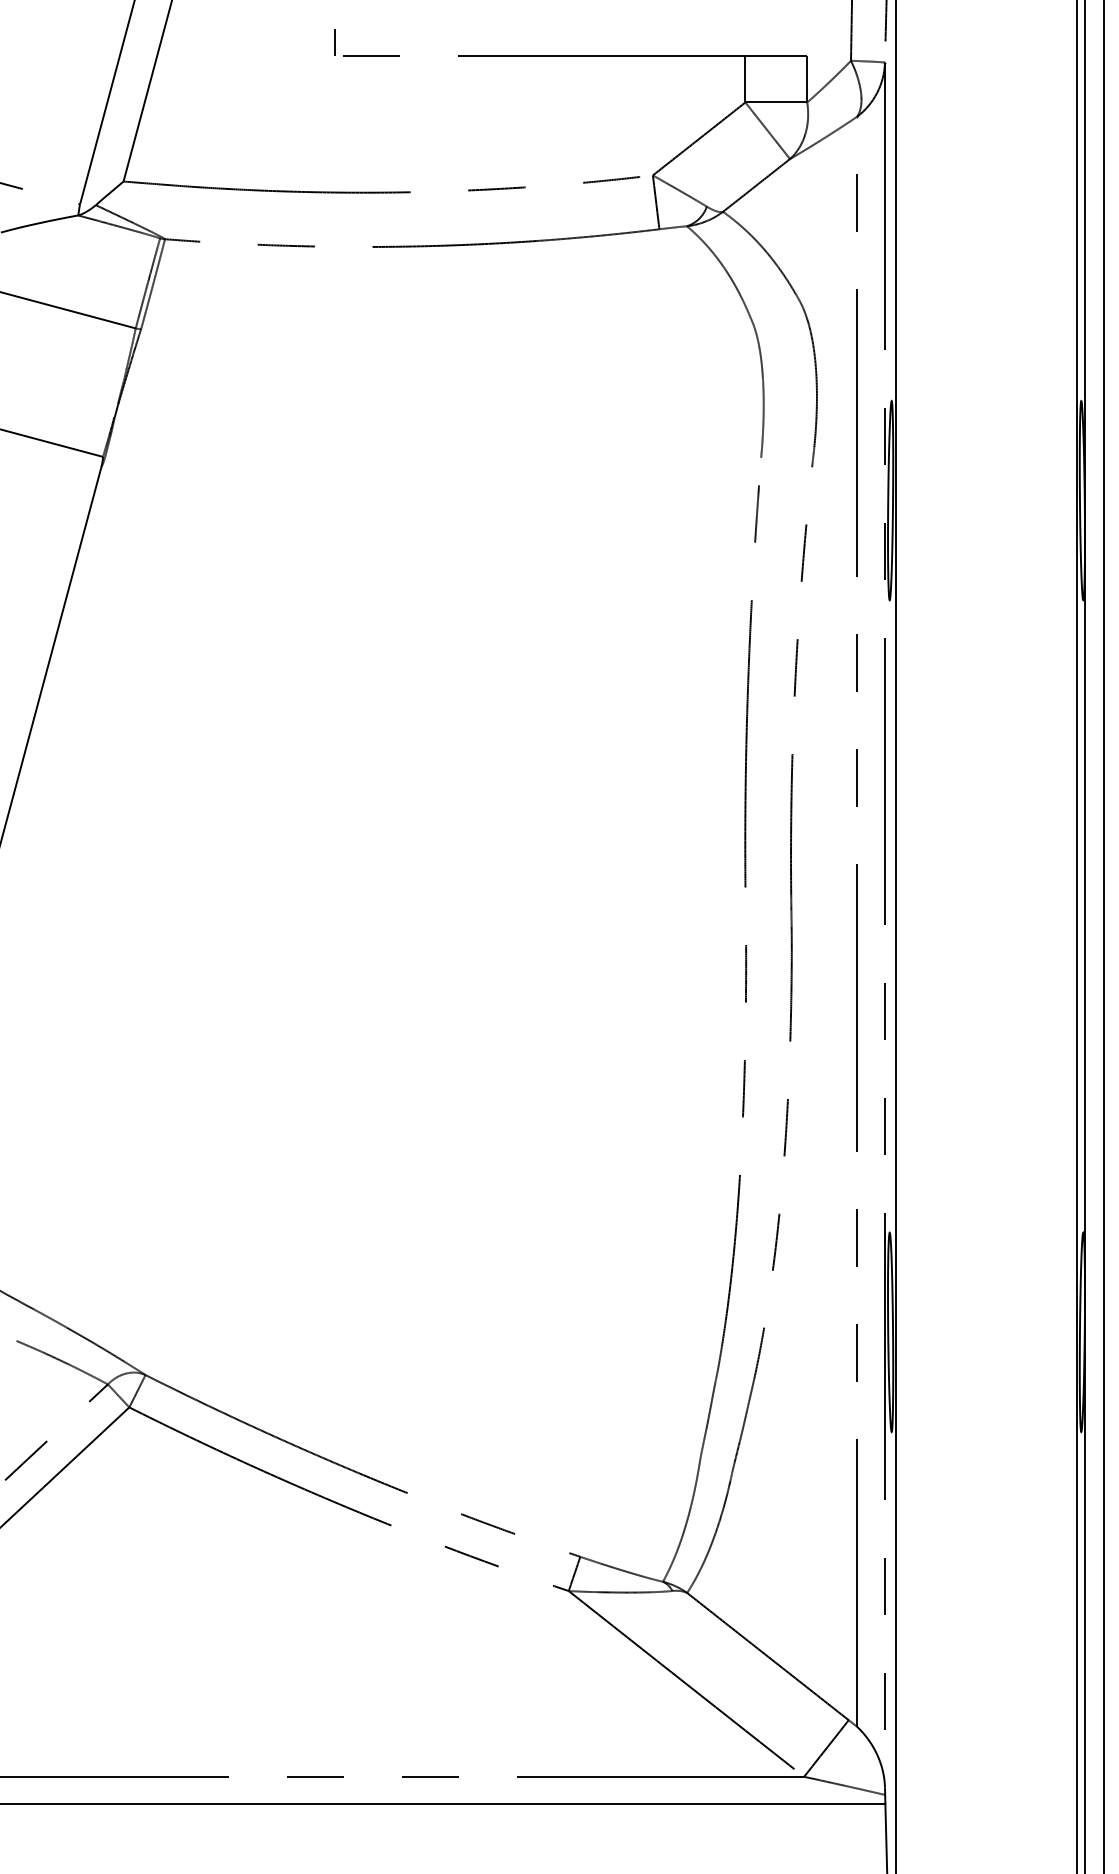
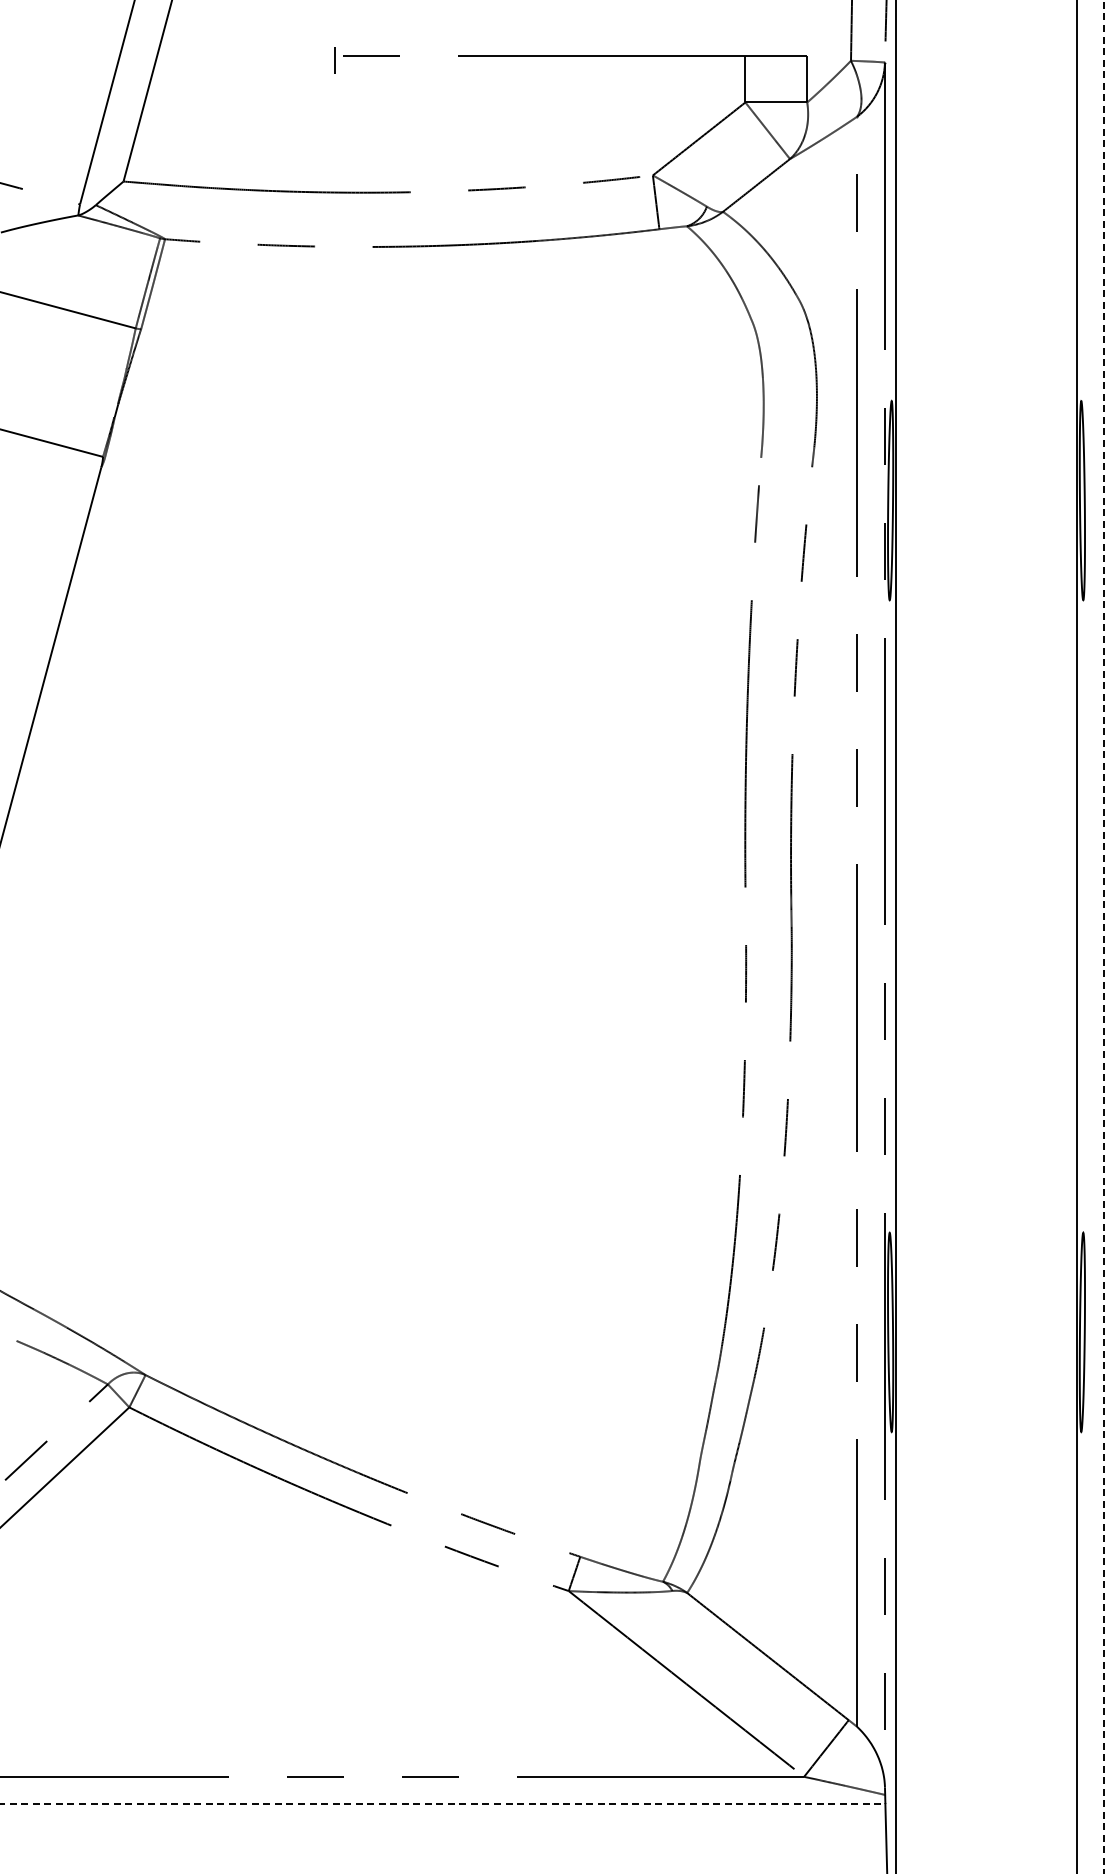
line position: (334, 42) -> (334, 60) (334, 60)
line: present -> none (1085, 936)
line: solid -> dashed (1104, 936)
line: solid -> dashed (443, 1804)
